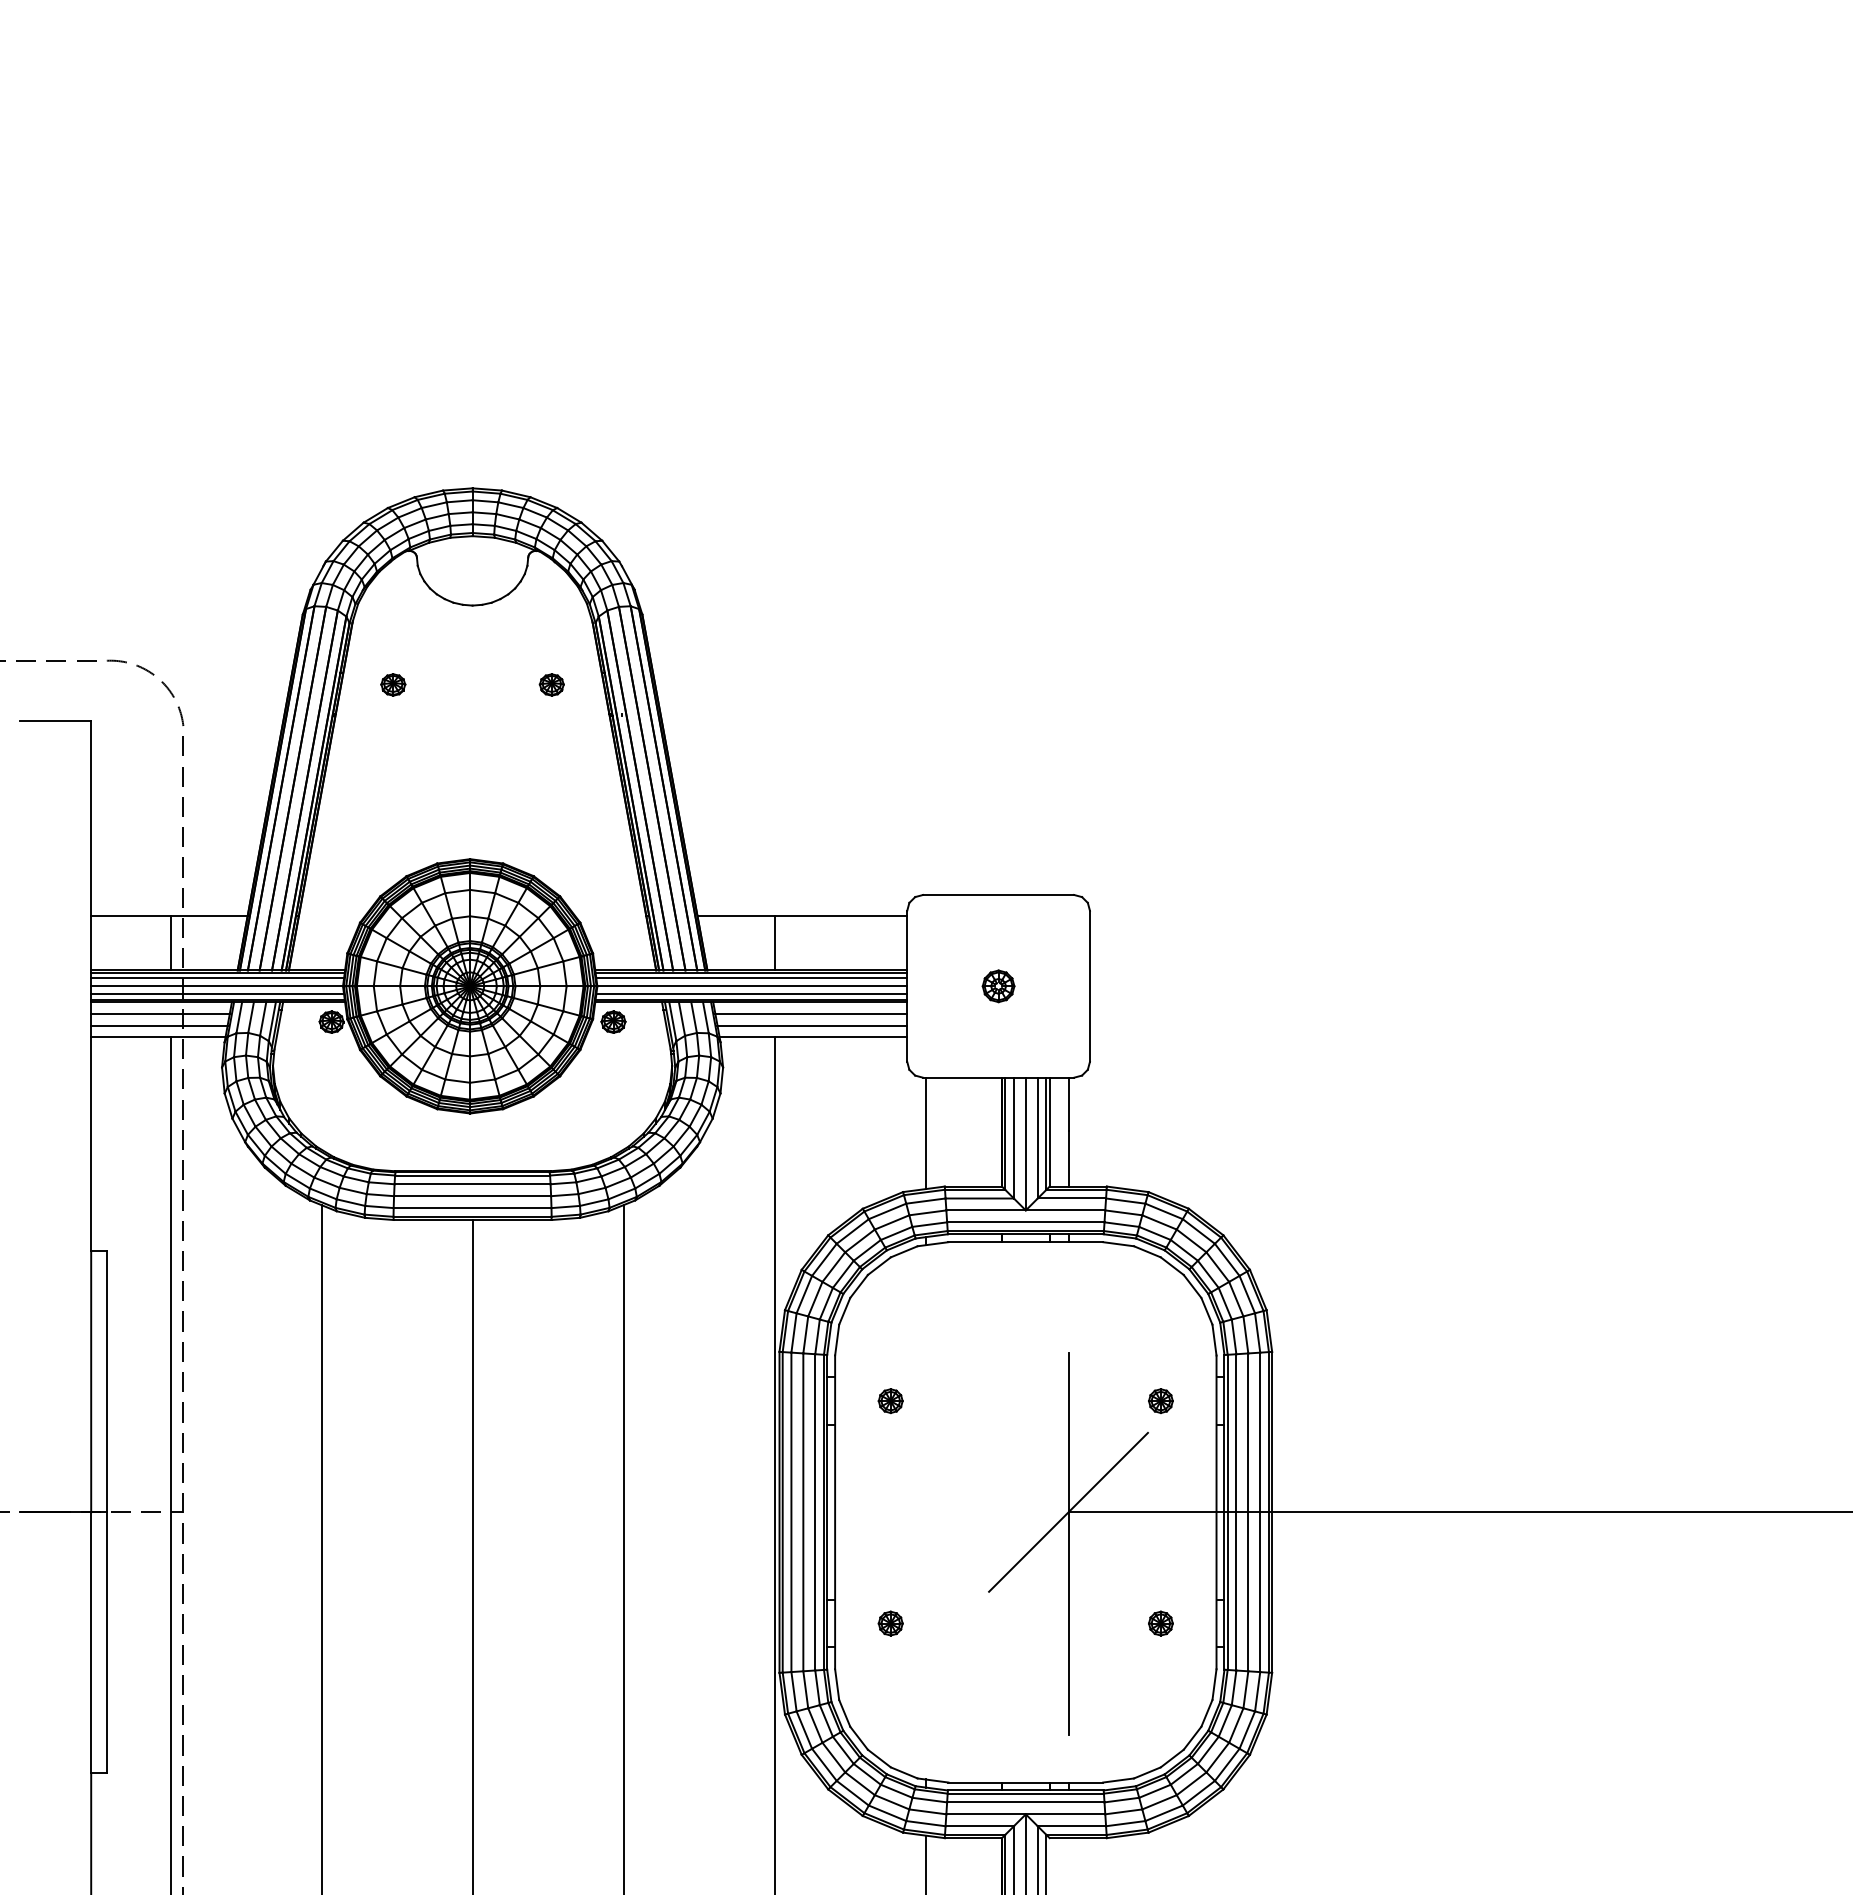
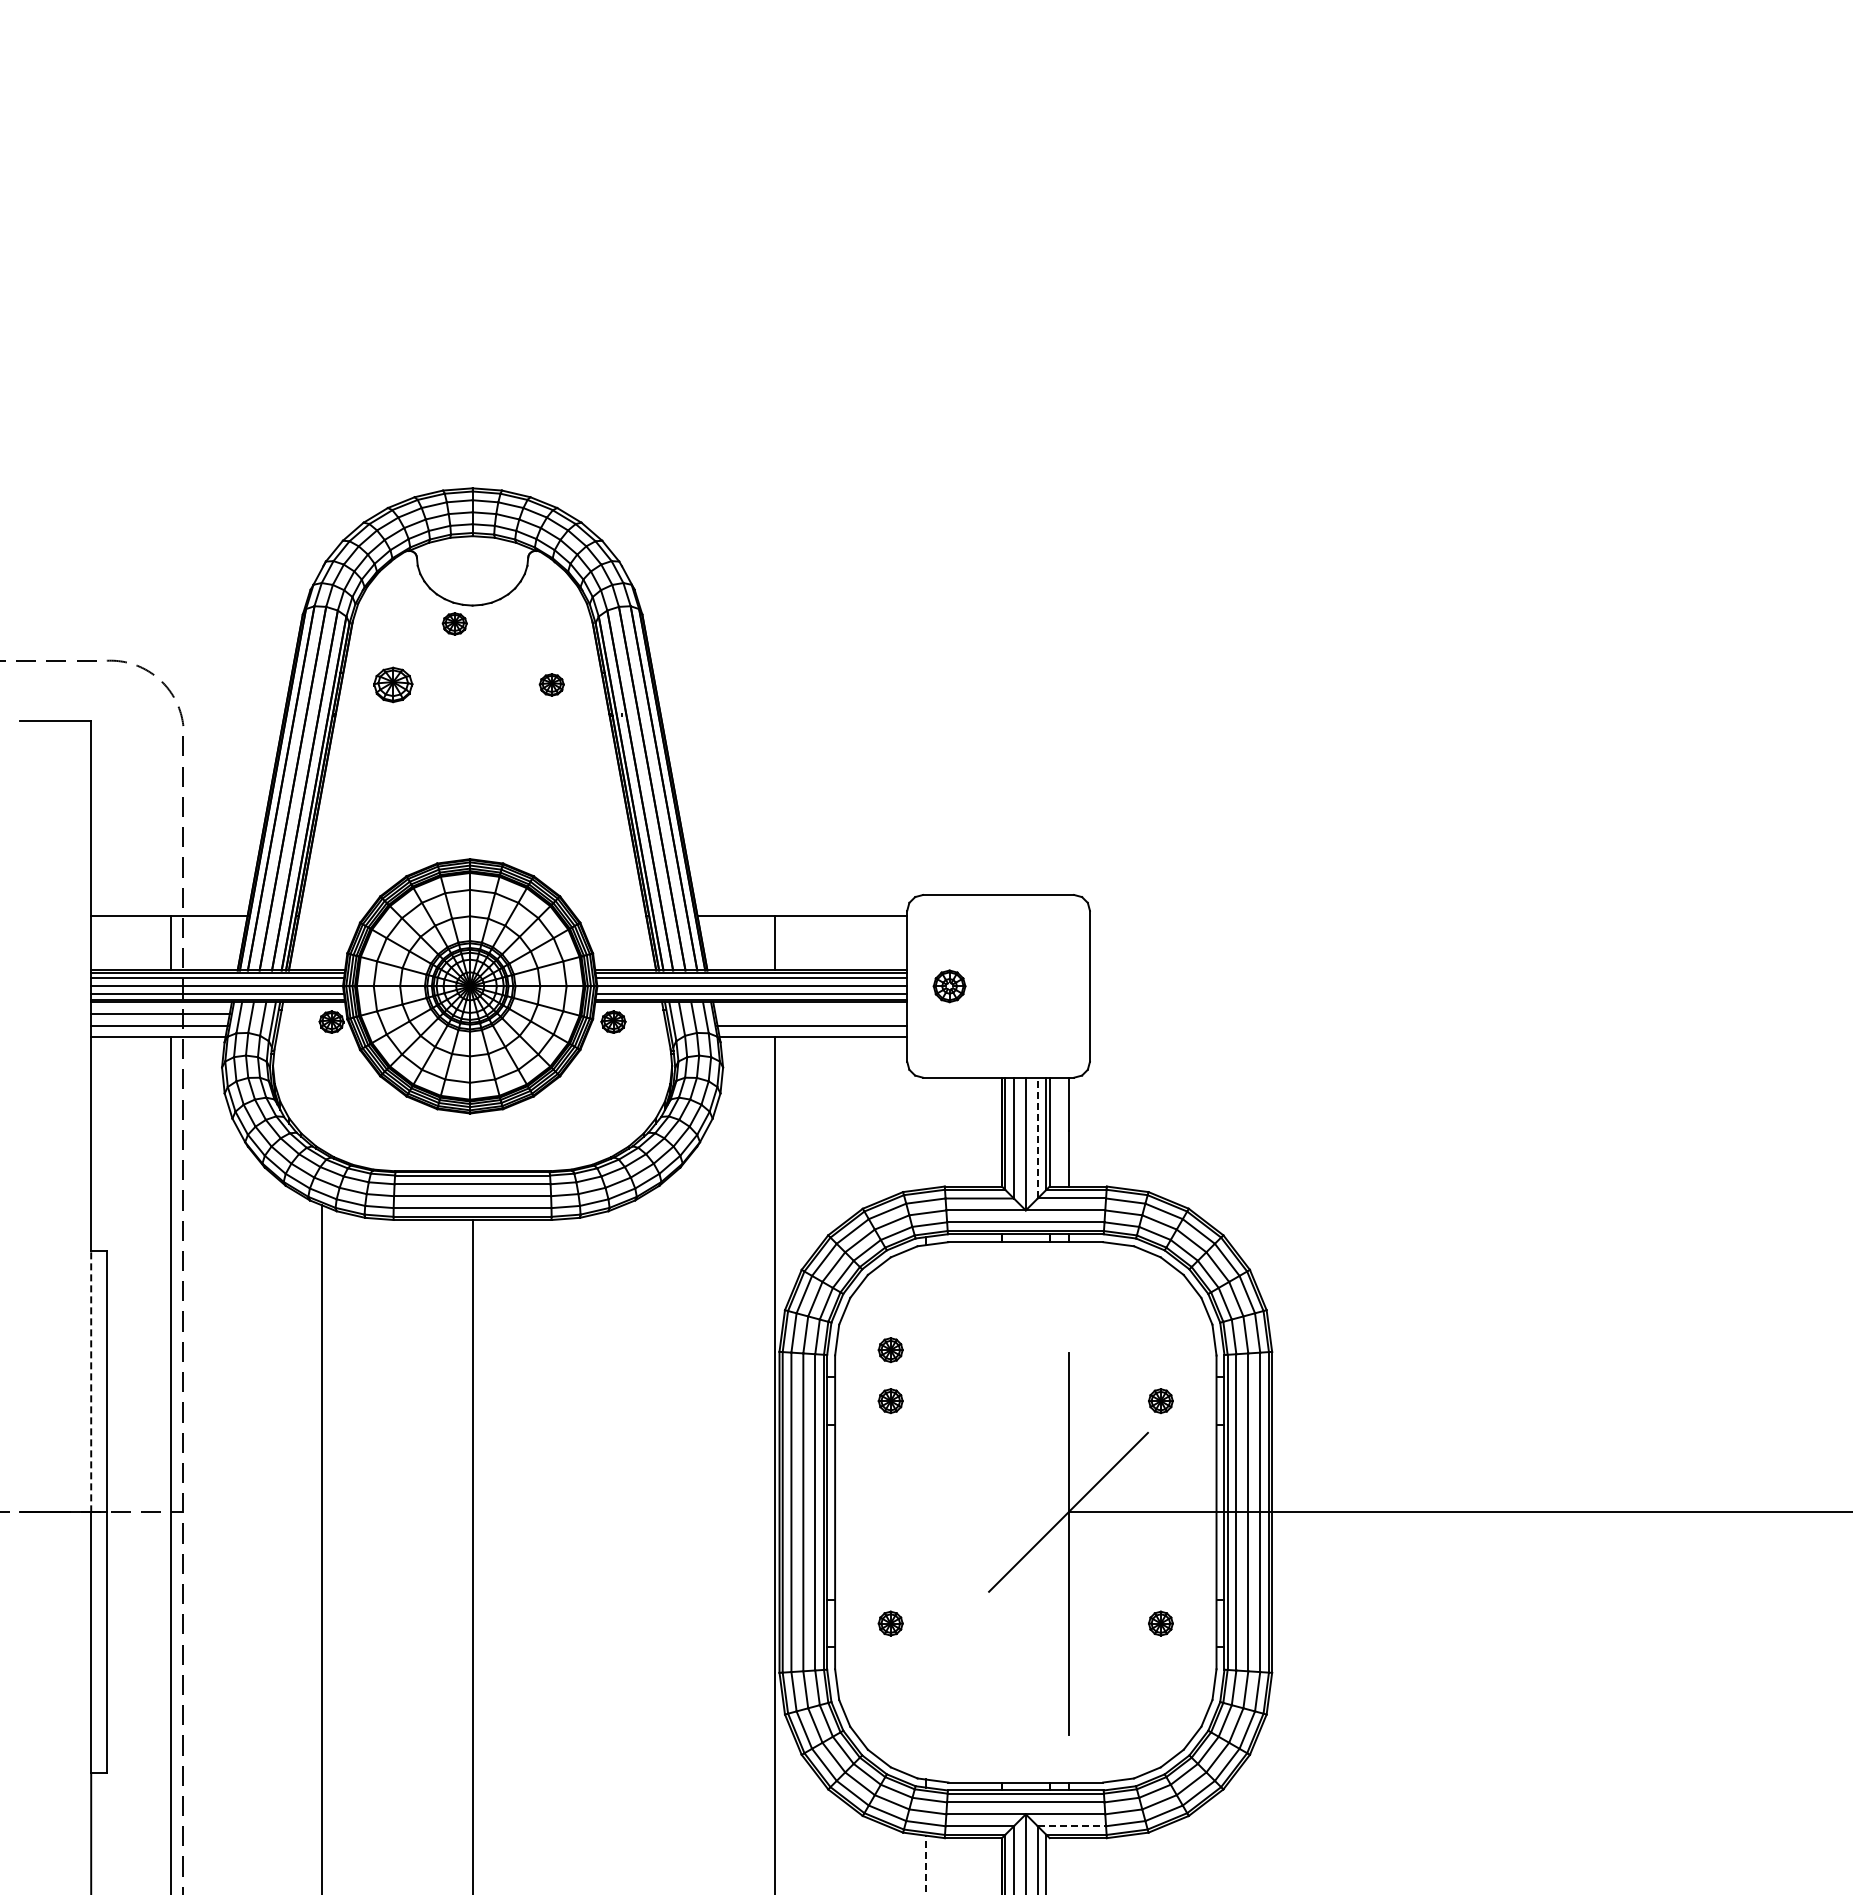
part: none -> present (454, 623)
part size: 27x24 px -> 41x38 px (393, 684)
part position: (998, 986) -> (949, 986) (949, 986)
line: present -> none (811, 1013)
line: present -> none (925, 1133)
line: solid -> dashed (1037, 1137)
part: none -> present (890, 1350)
line: solid -> dashed (91, 1381)
line: present -> none (623, 1548)
line: solid -> dashed (1072, 1826)
line: solid -> dashed (925, 1864)
